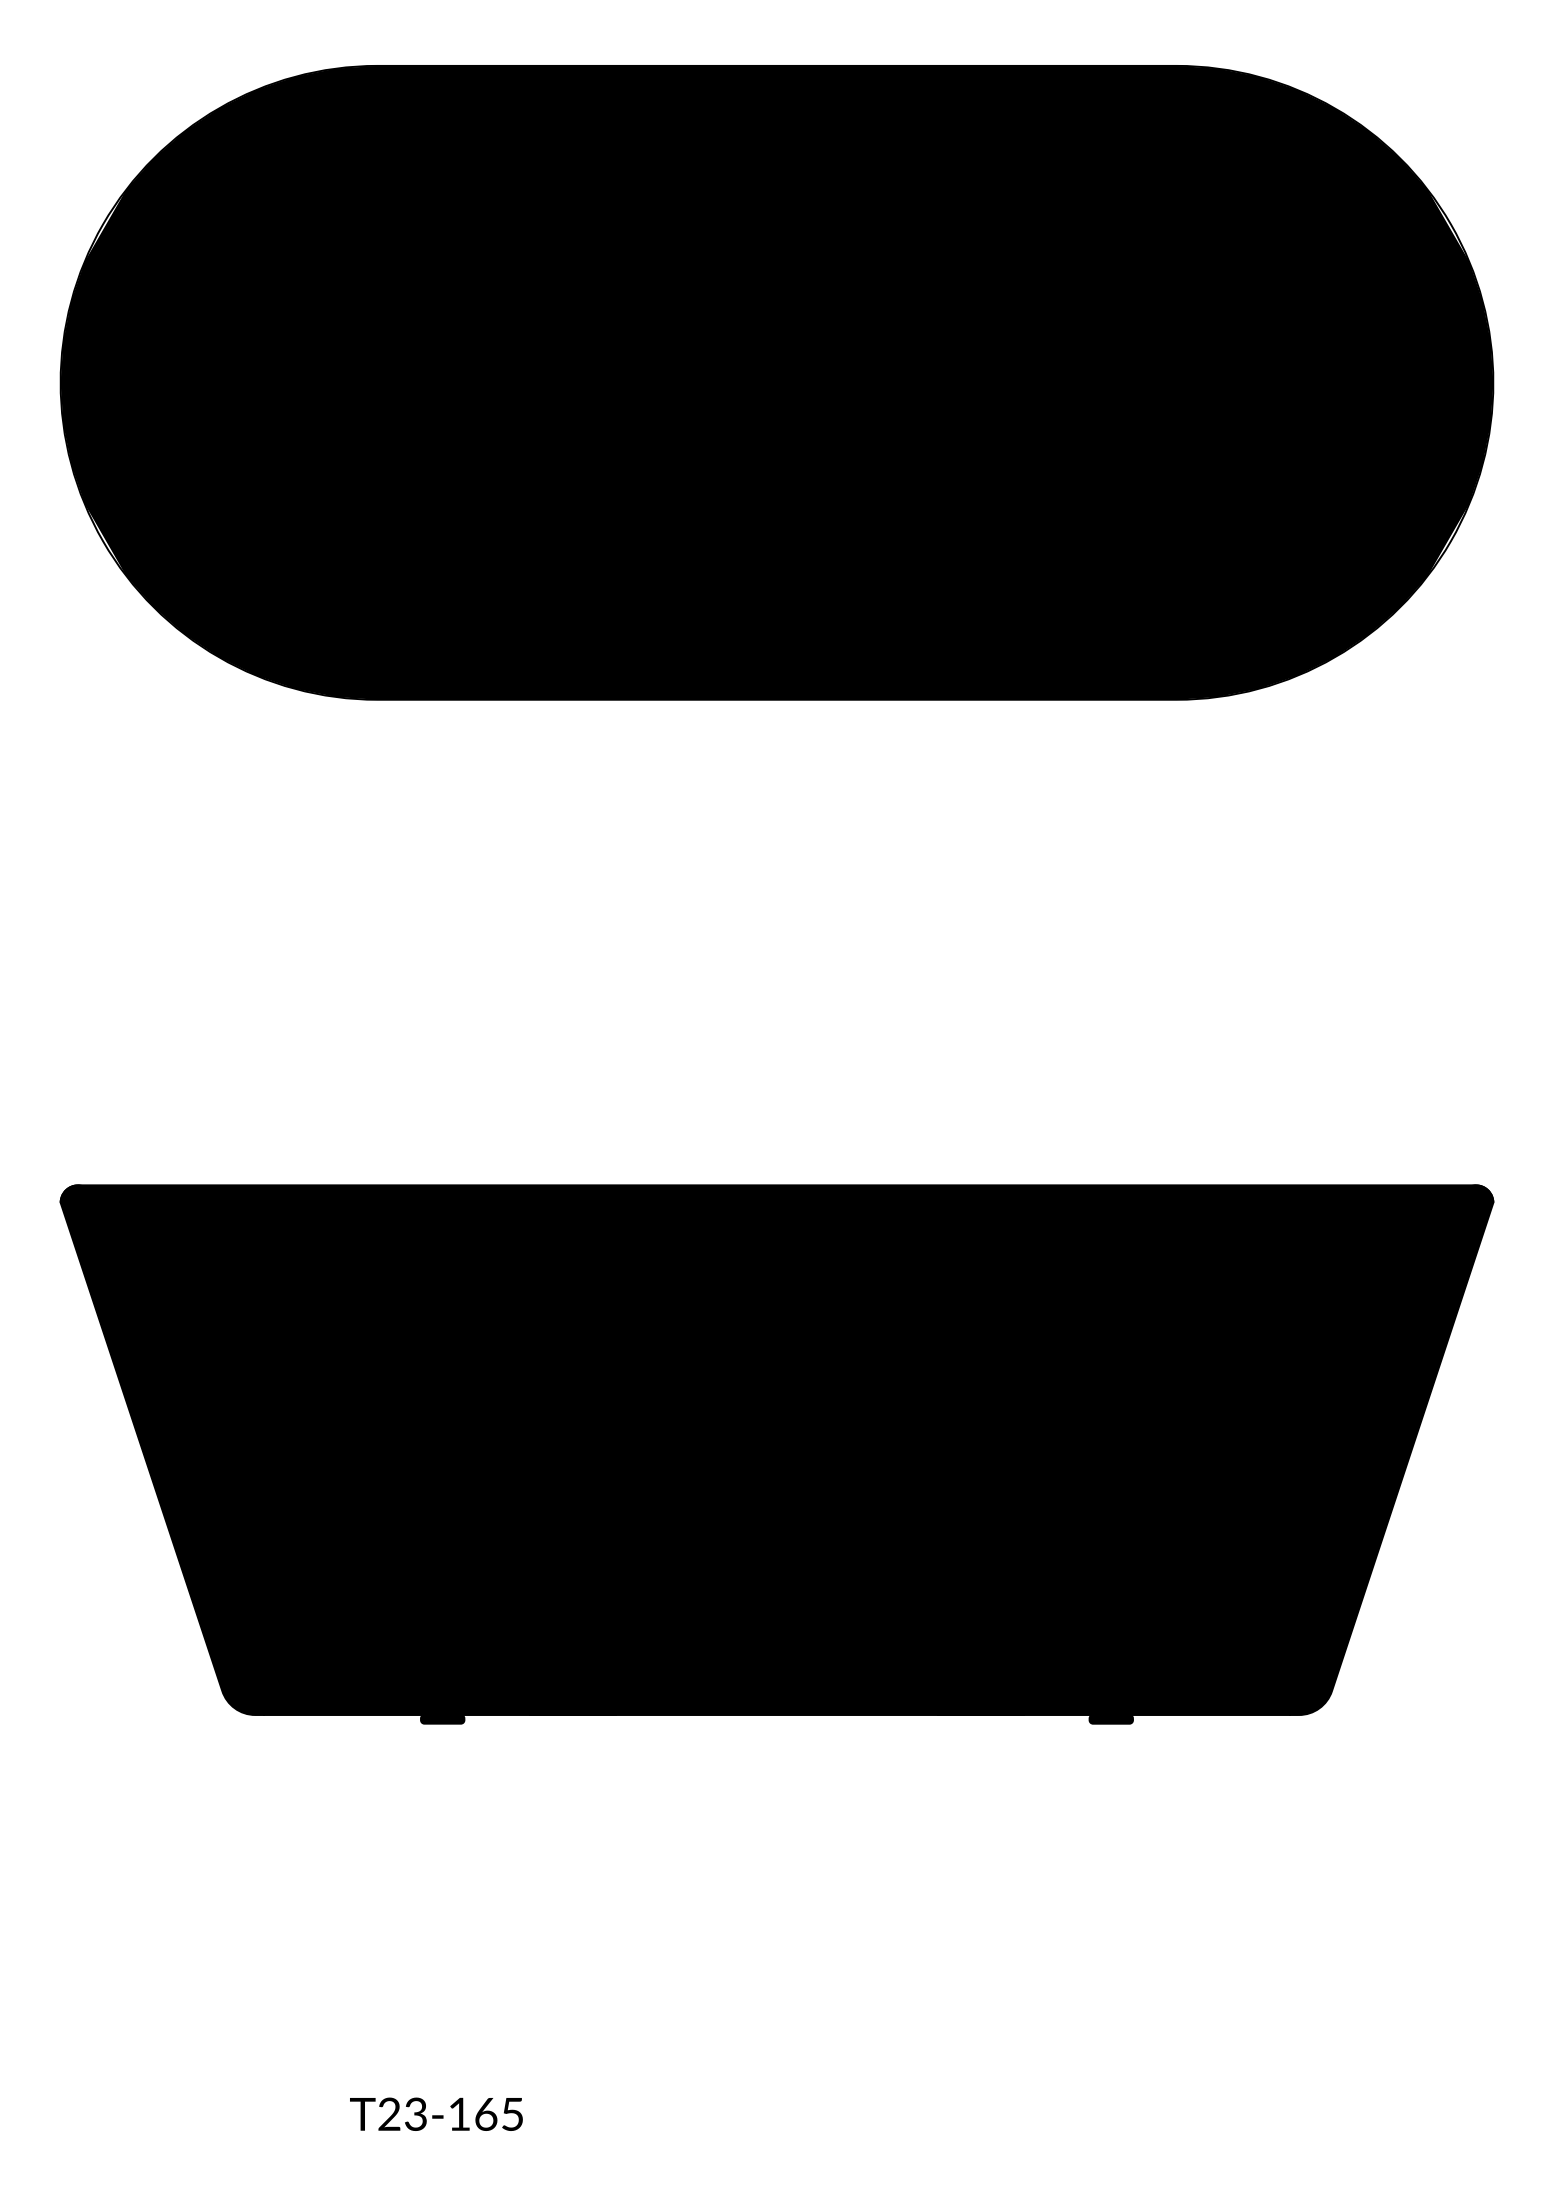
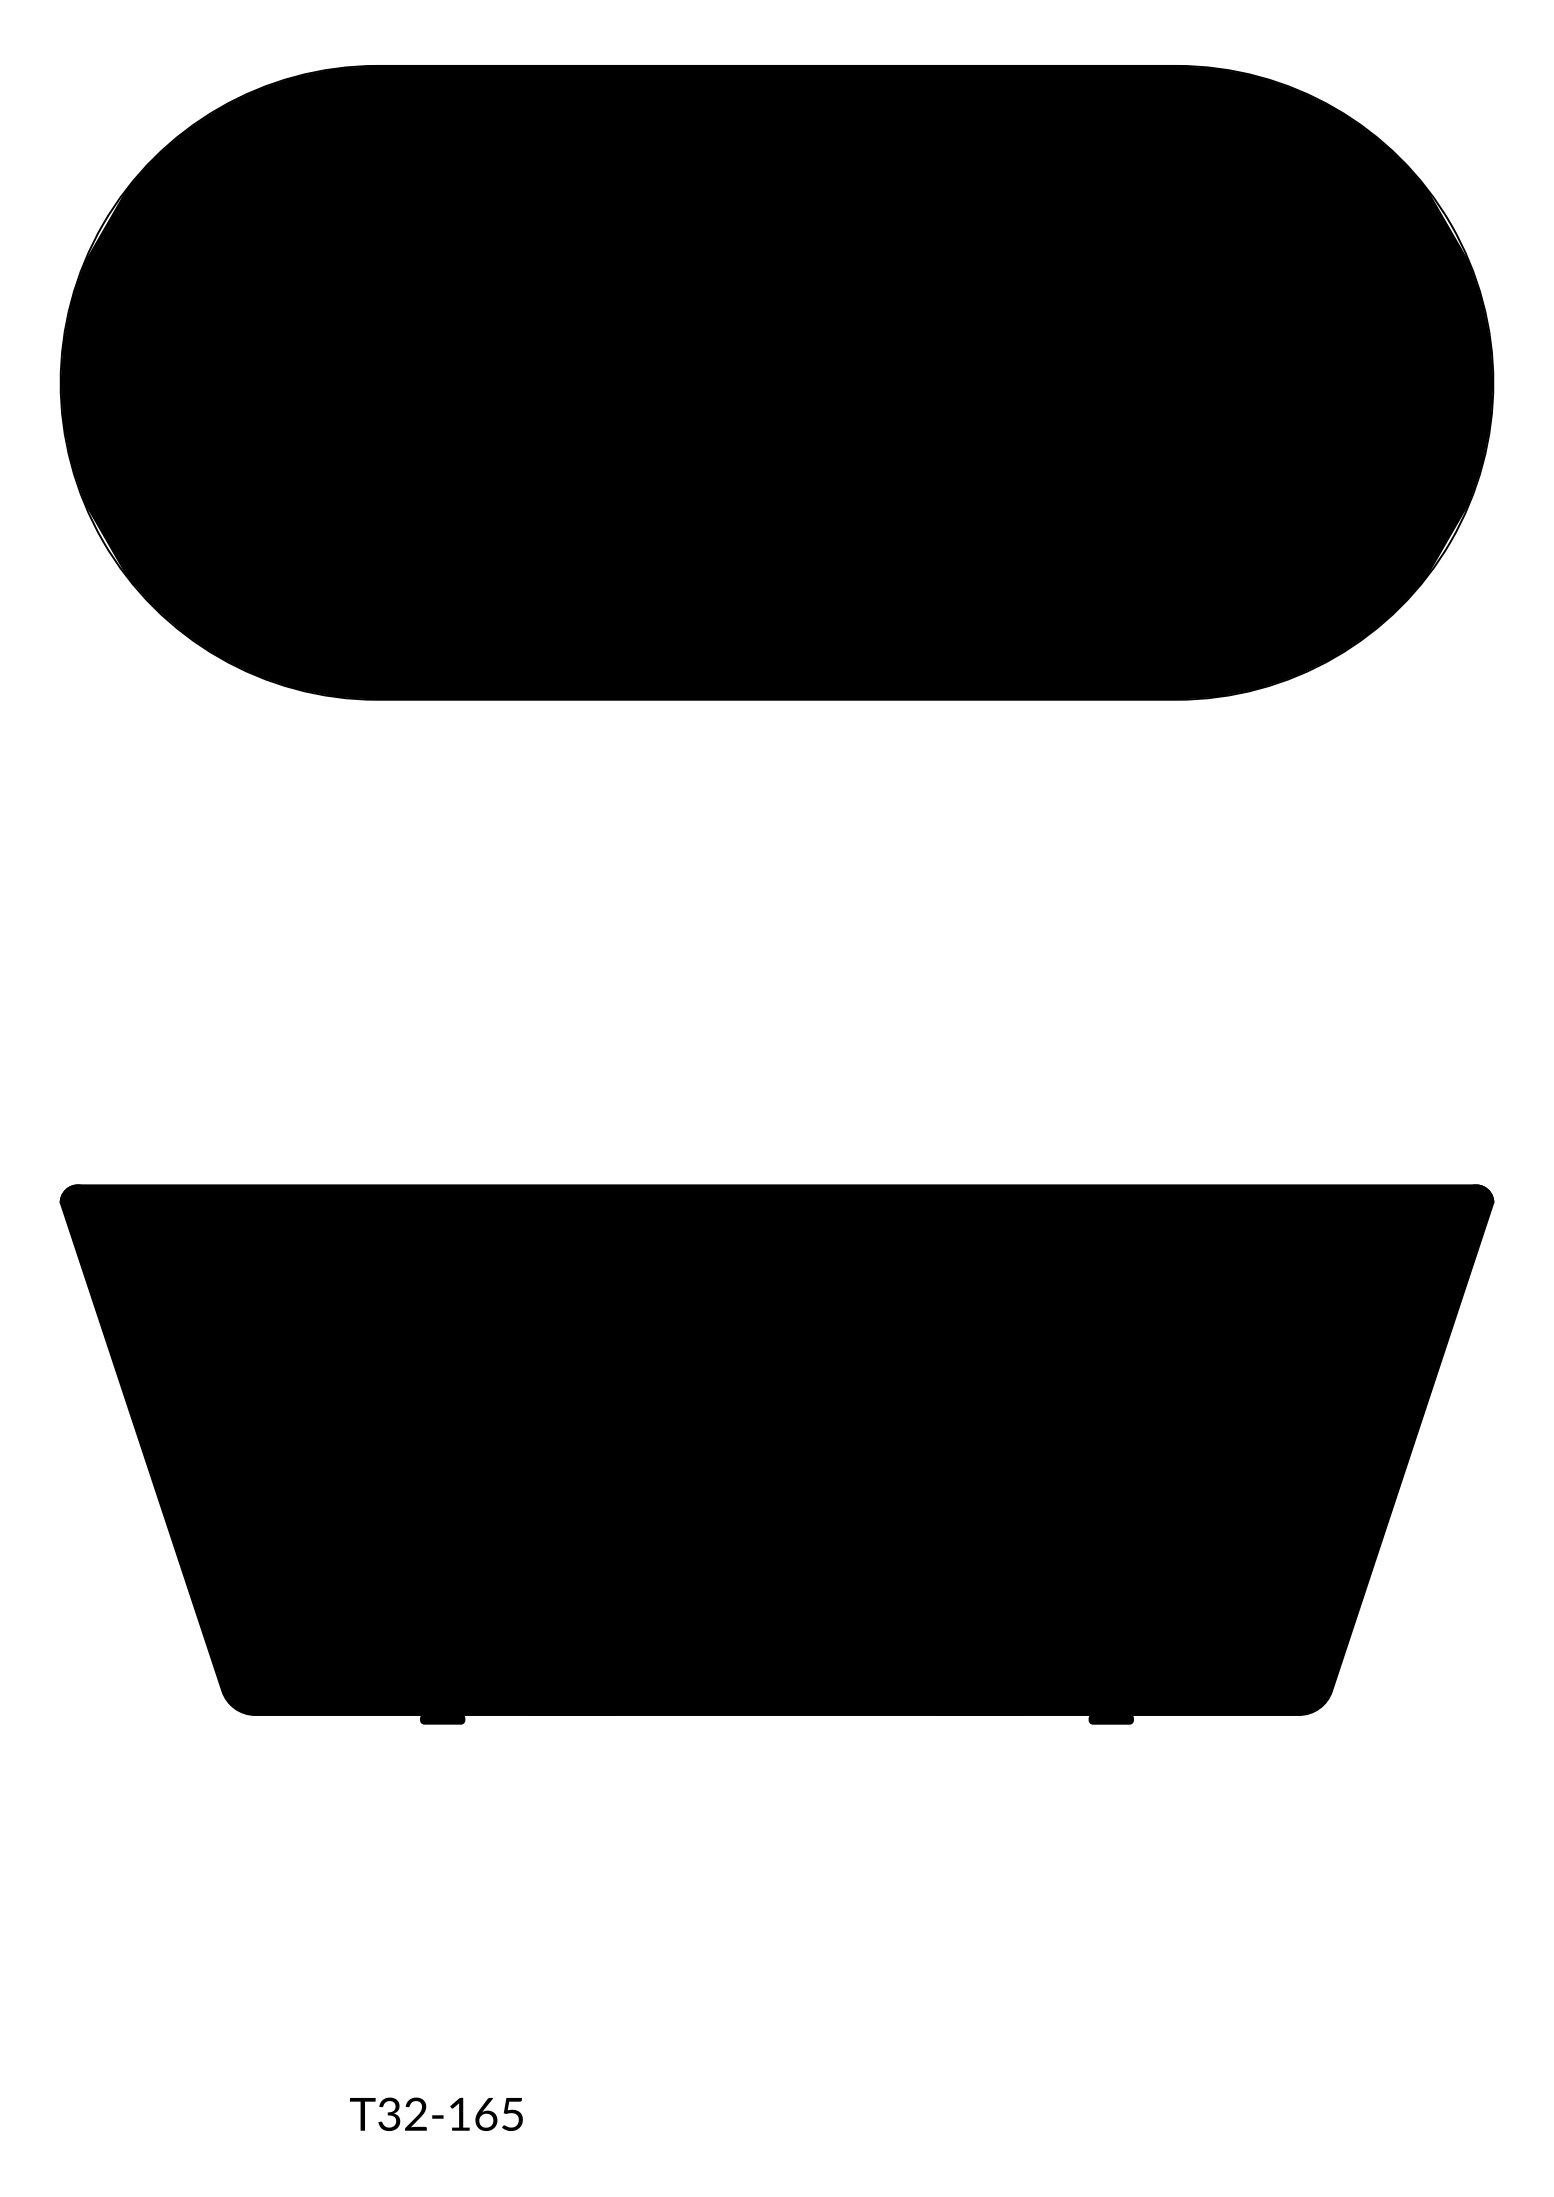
text: T23-165 -> T32-165 (402, 2114)
